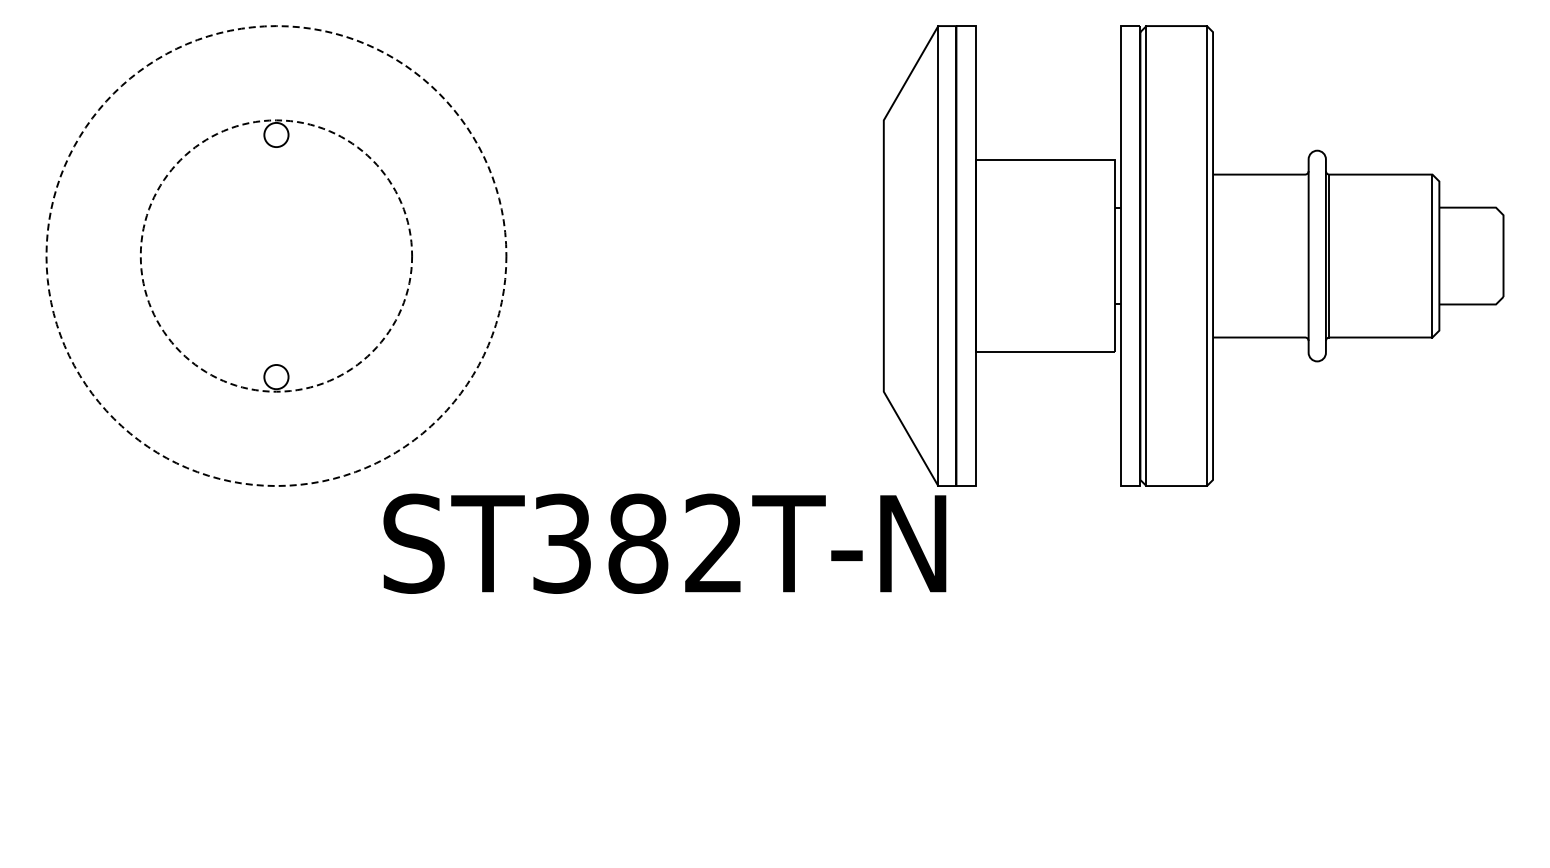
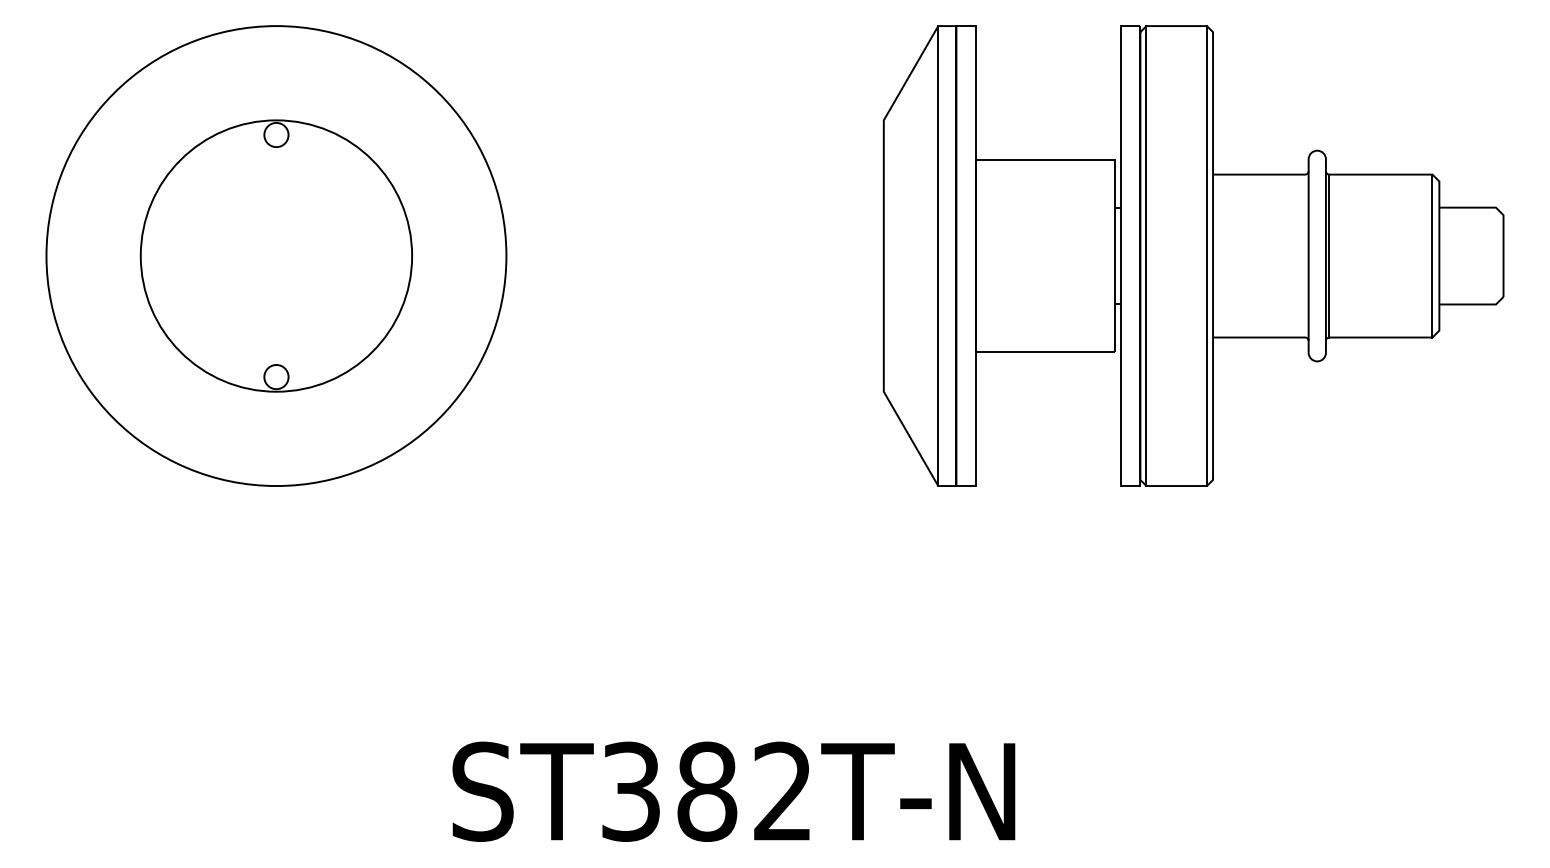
circle: dashed -> solid (276, 255)
circle: dashed -> solid (276, 256)
text position: (664, 543) -> (733, 791) (733, 791)
